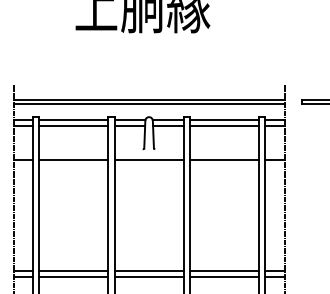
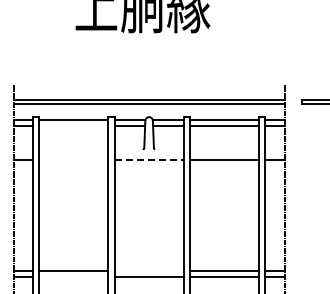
line: present -> none (73, 126)
line: present -> none (73, 160)
line: solid -> dashed (149, 160)
line: present -> none (148, 270)
line: present -> none (73, 276)
